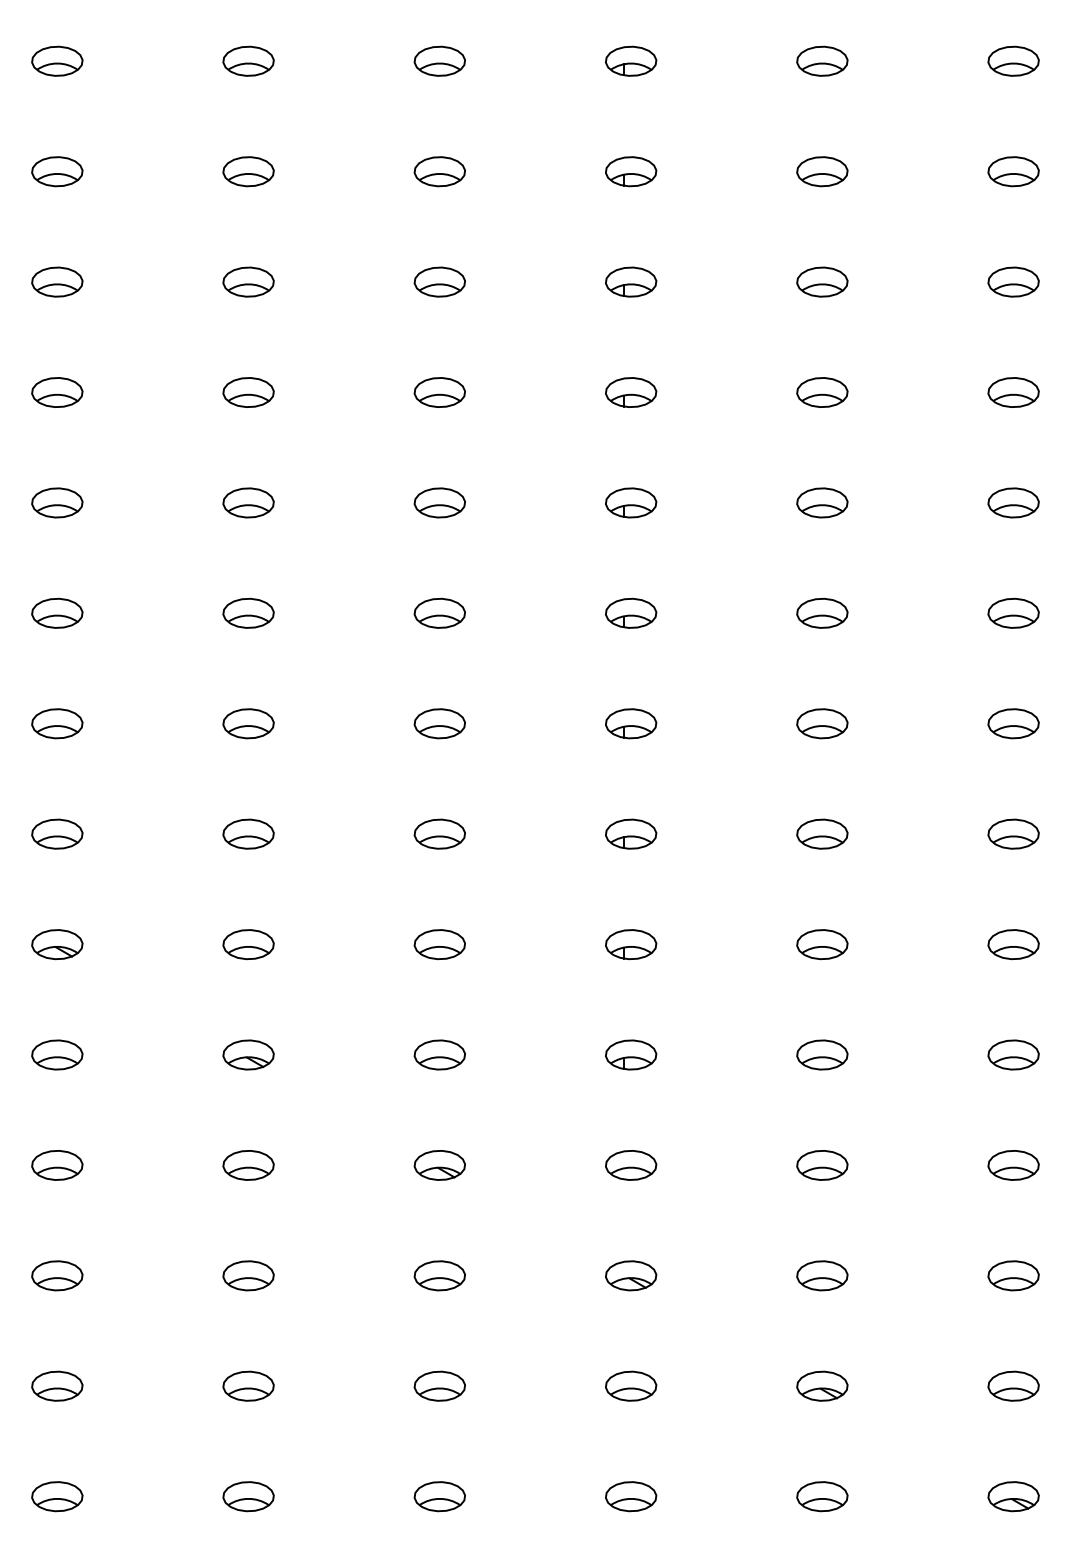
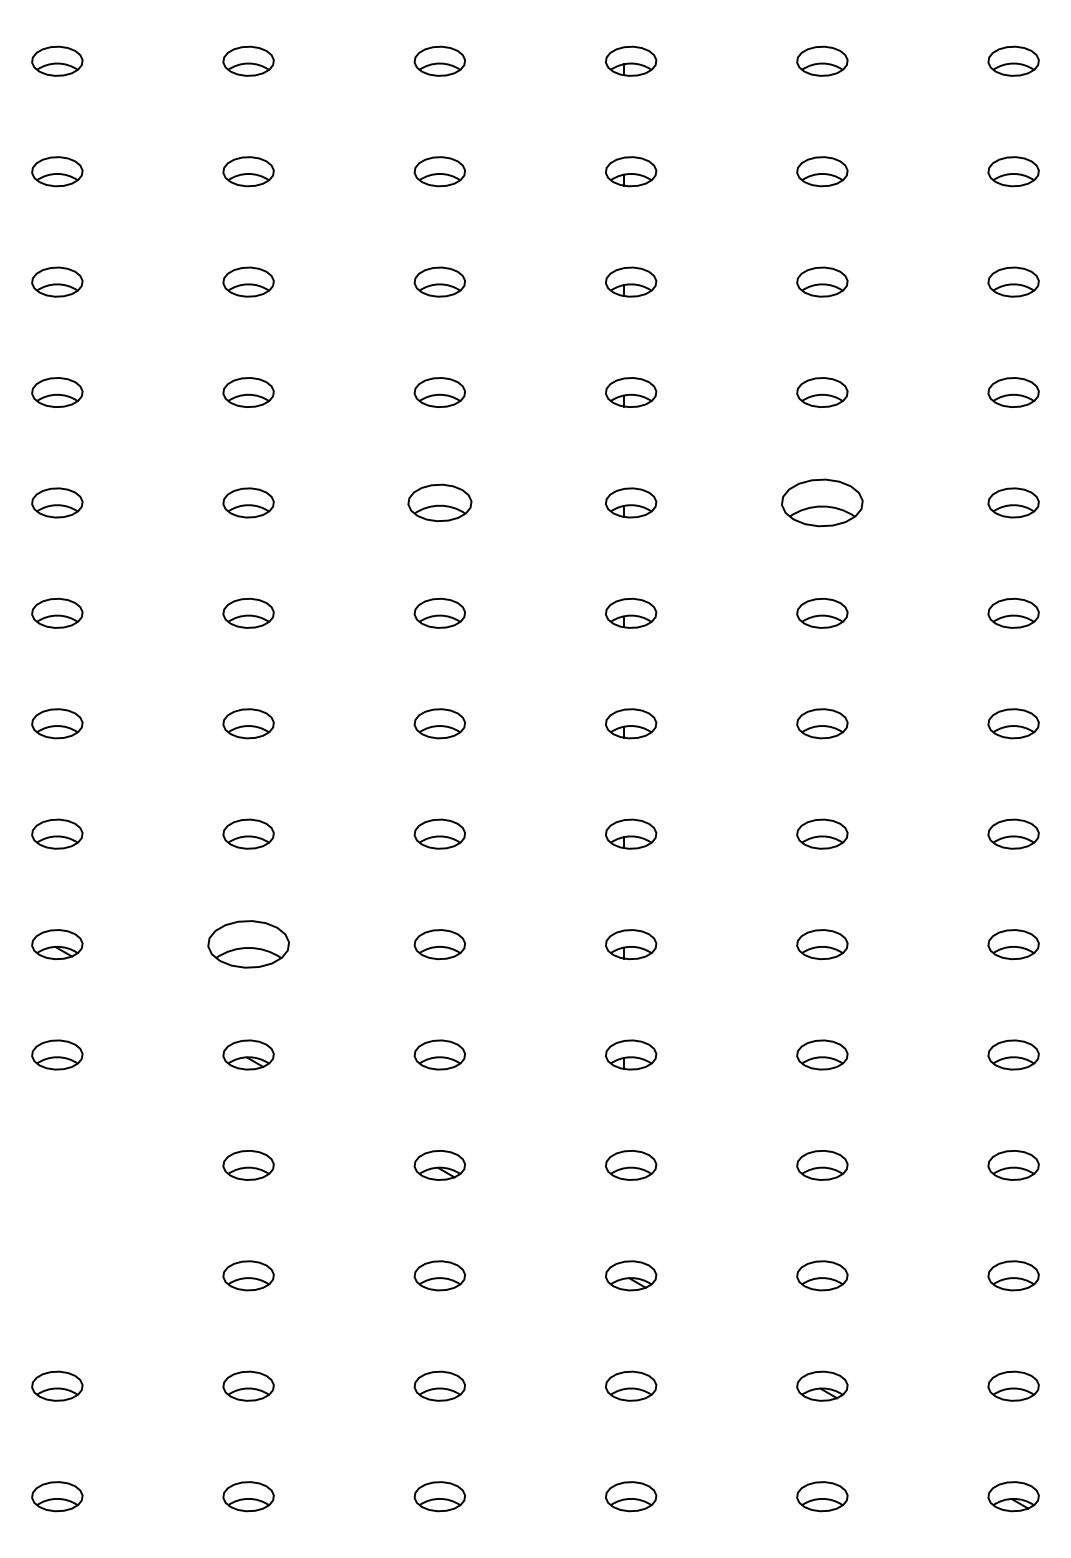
part size: 53x32 px -> 66x40 px (439, 502)
part size: 53x32 px -> 83x50 px (822, 502)
part size: 53x32 px -> 83x49 px (248, 944)
part: present -> none (57, 1165)
part: present -> none (57, 1275)
